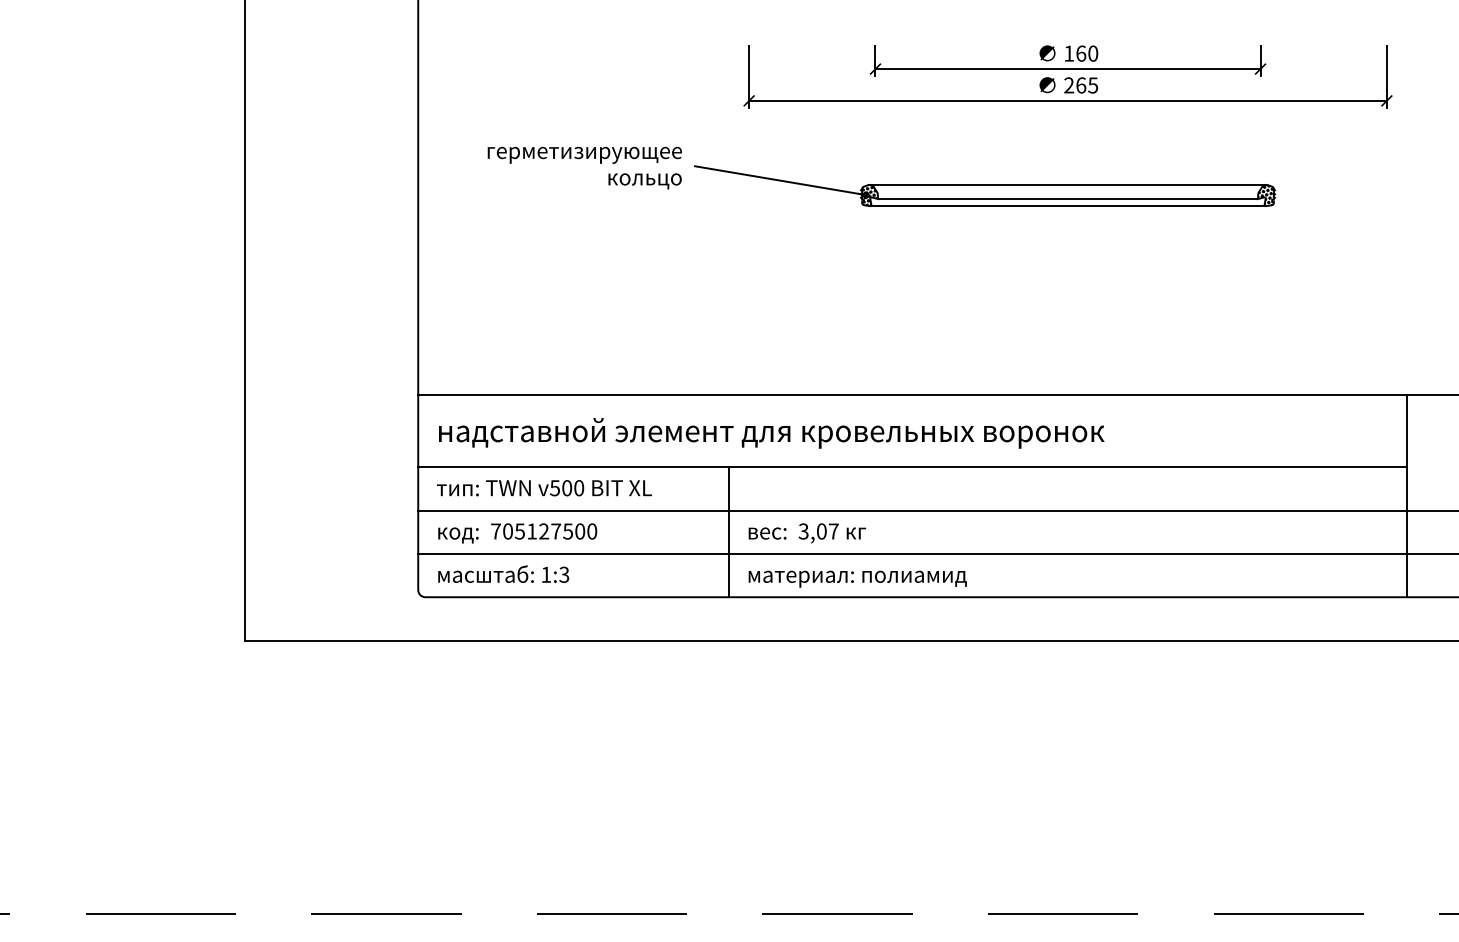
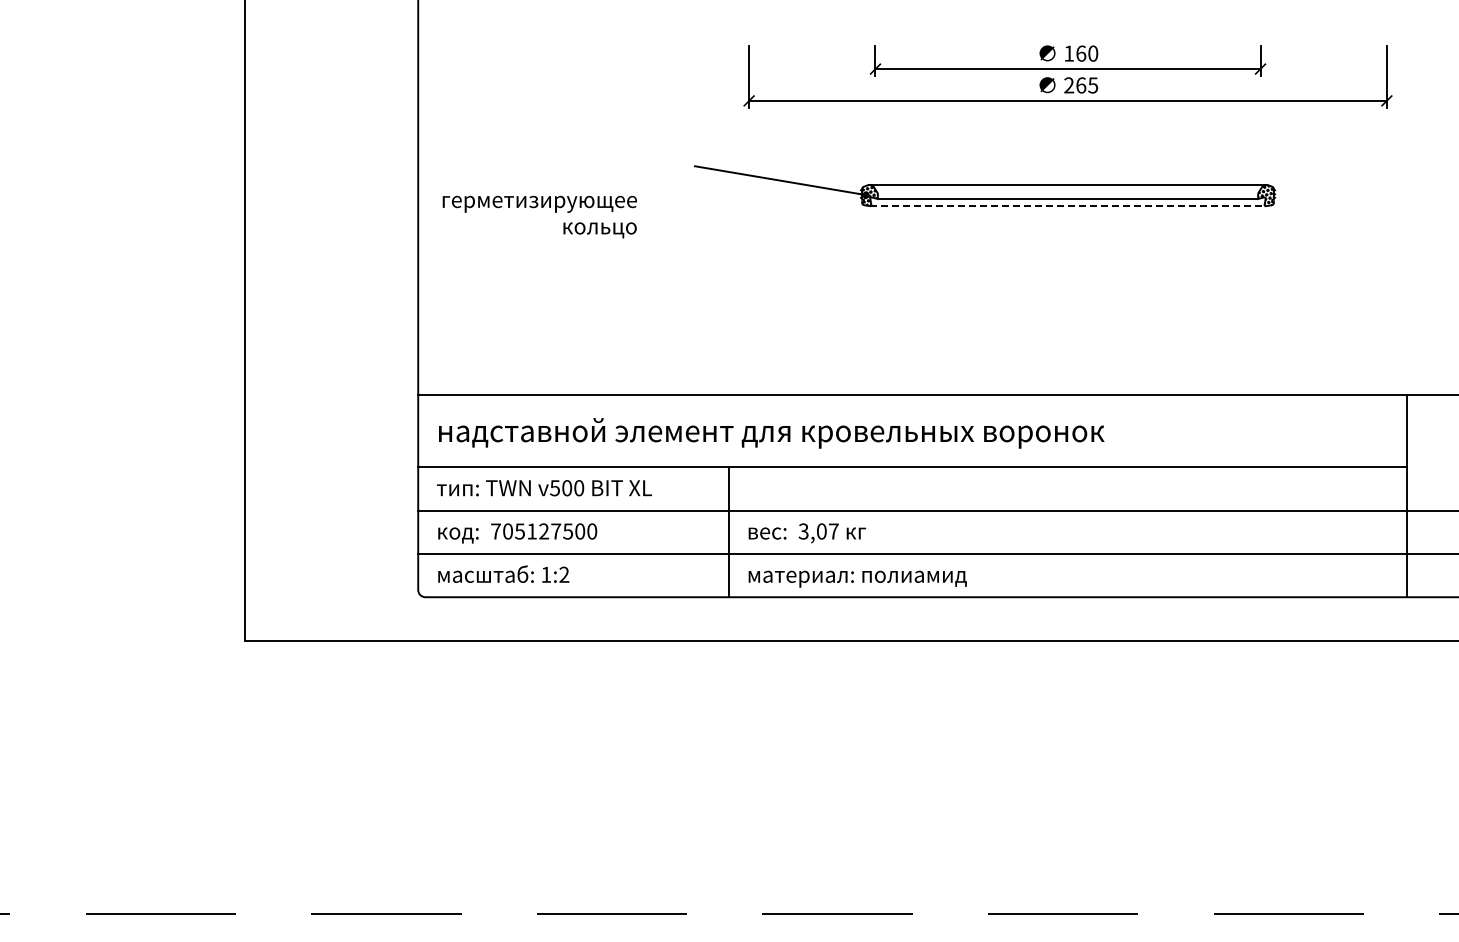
text position: (584, 167) -> (539, 216) (539, 216)
line: solid -> dashed (1068, 206)
text: 1:3 -> 1:2 (564, 574)
